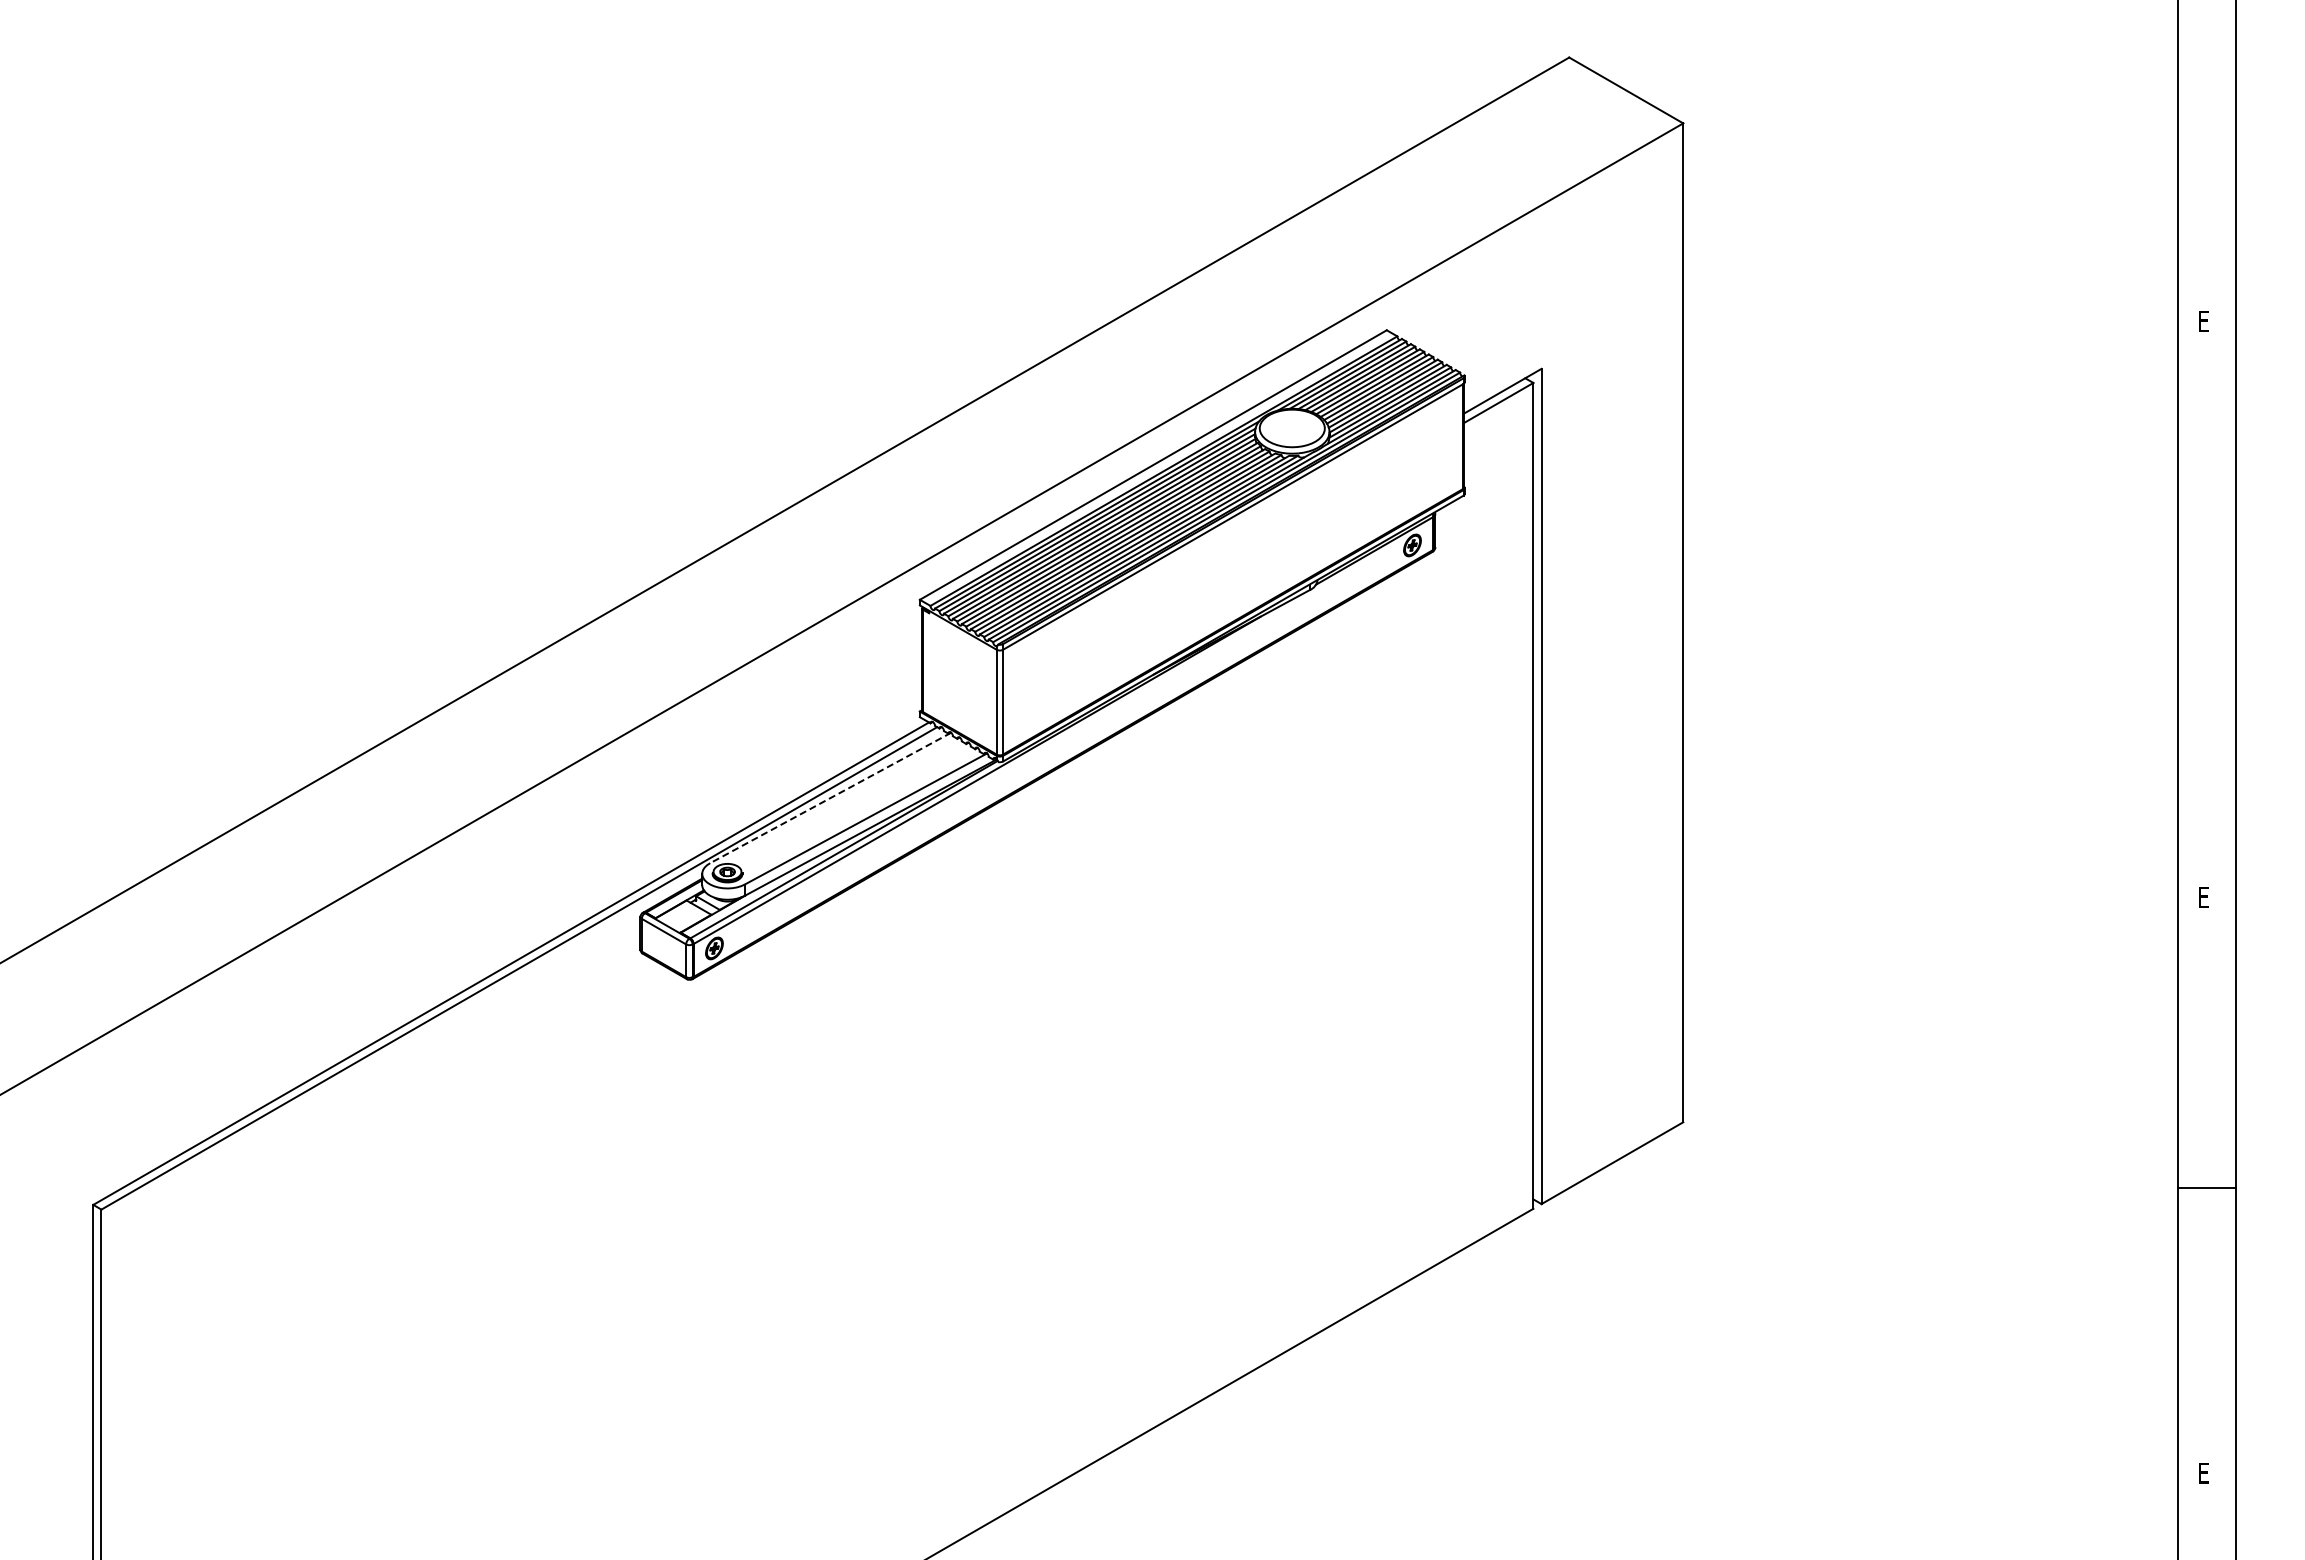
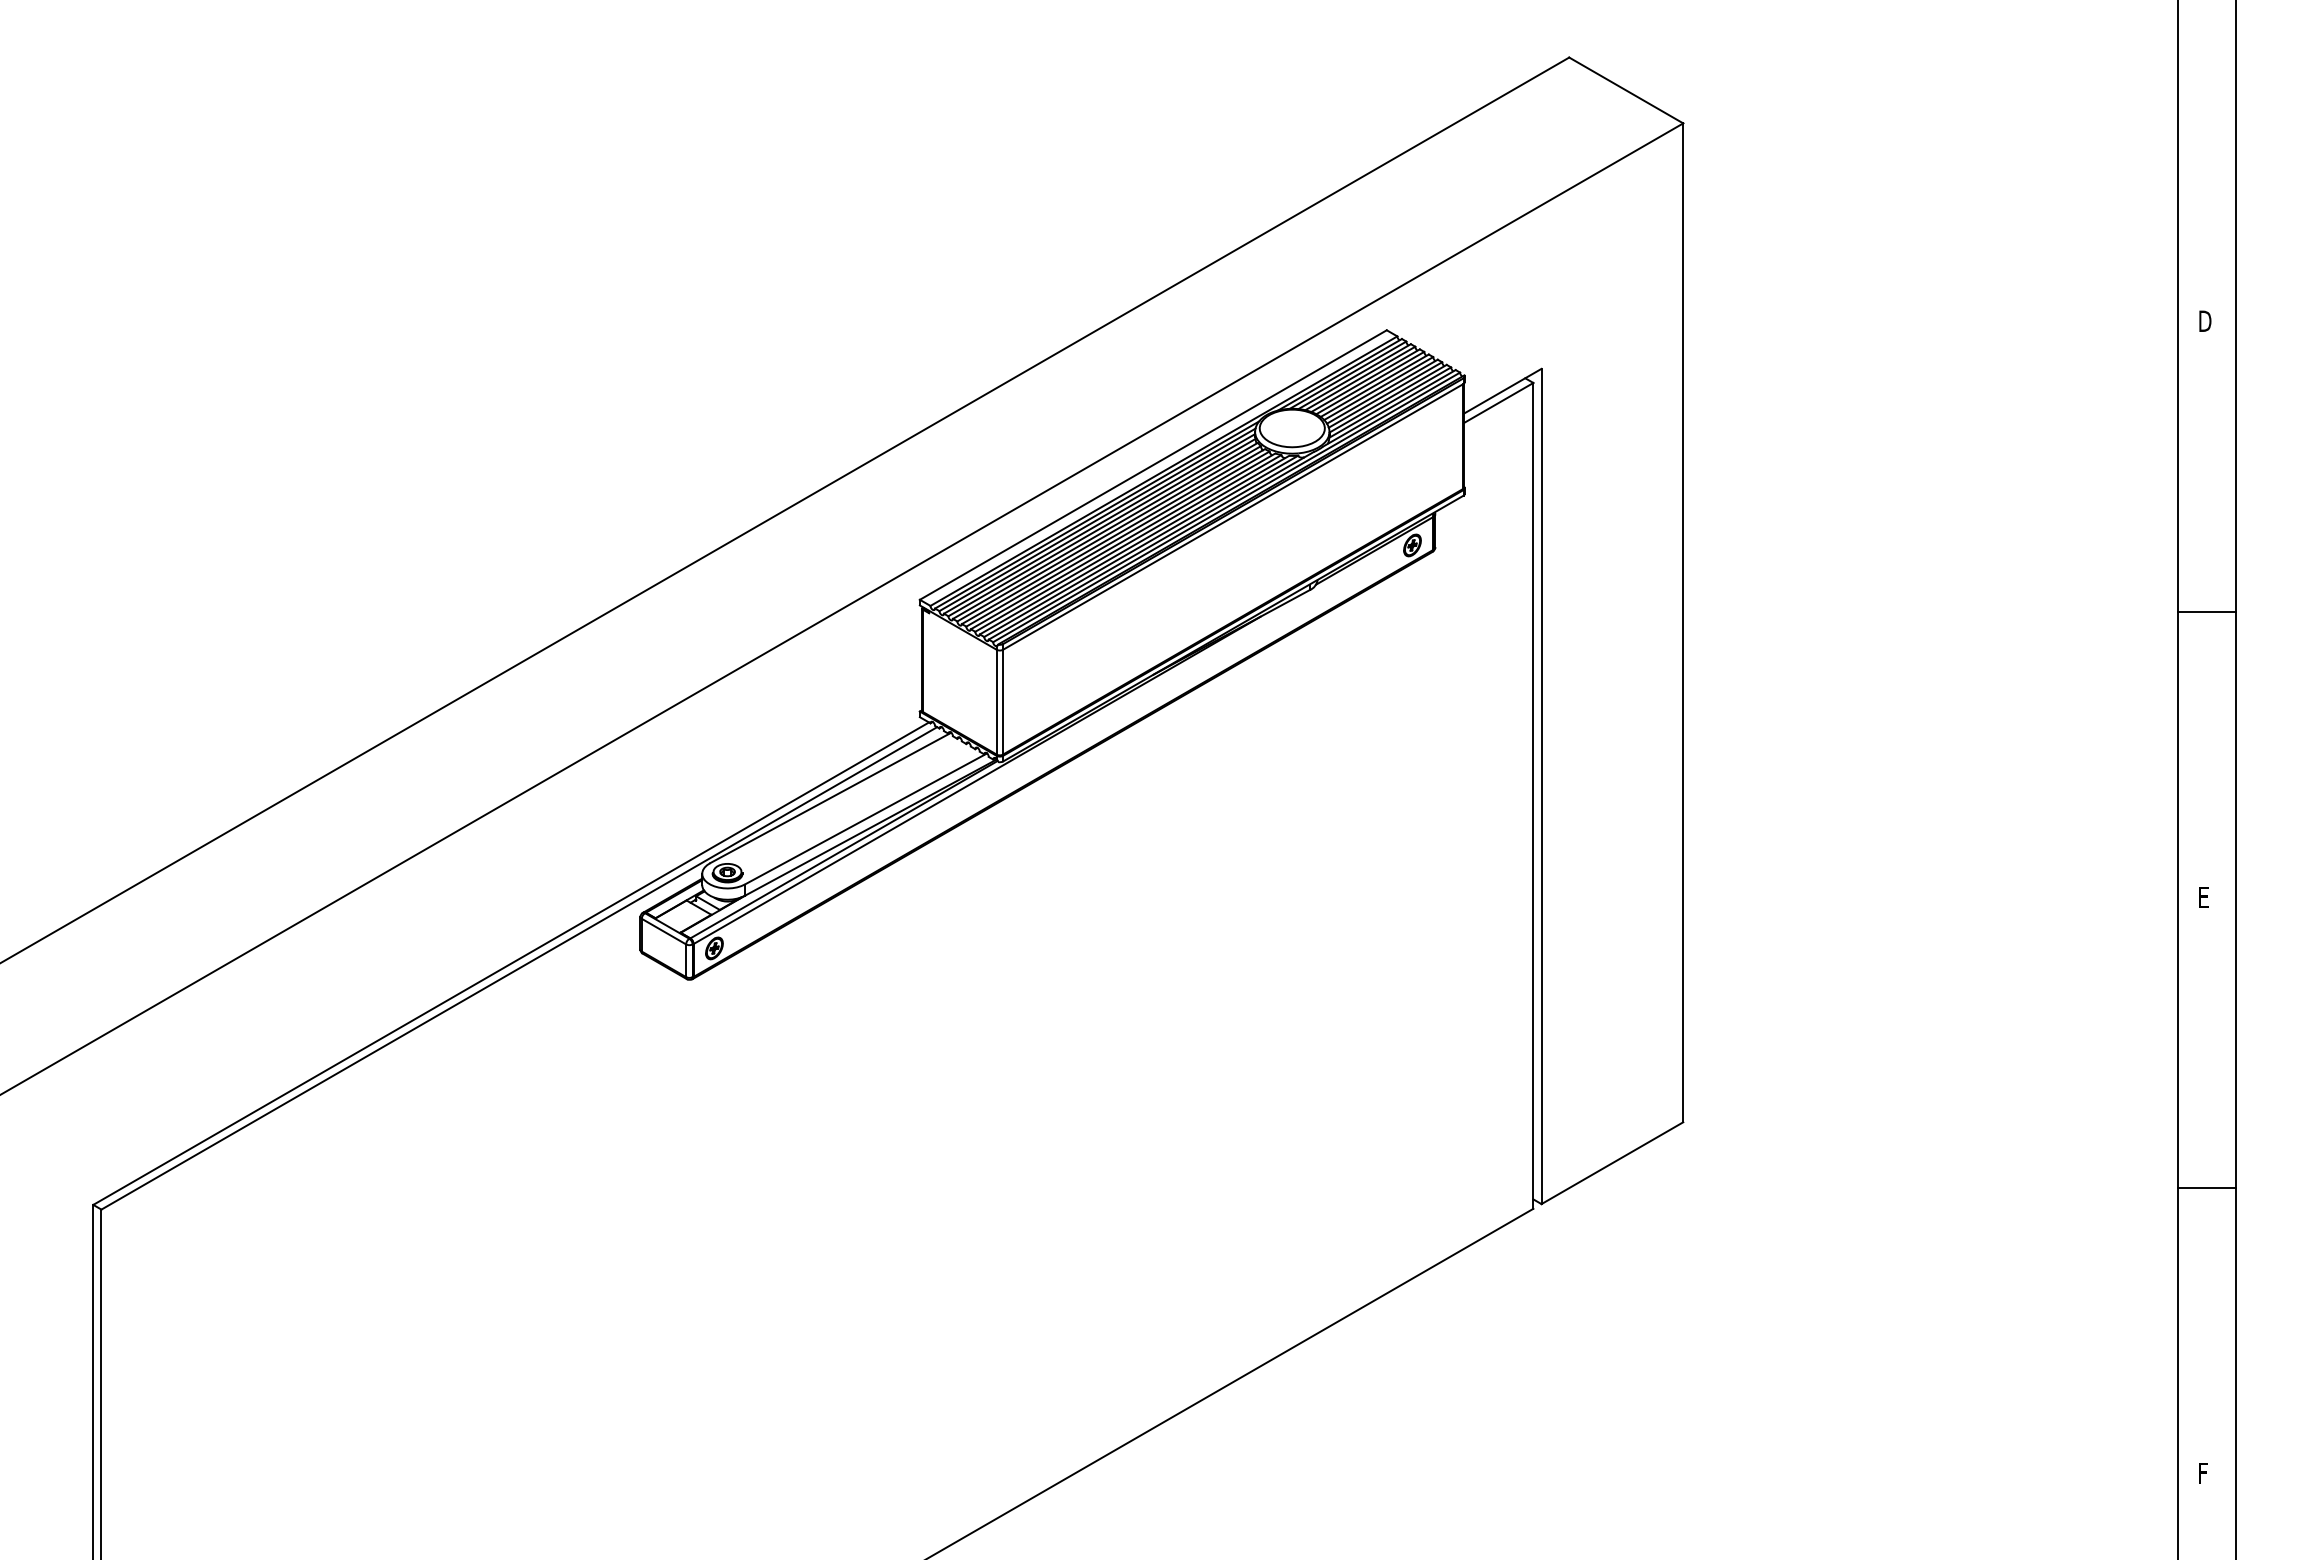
text: E -> D (2205, 320)
line: none -> present (2206, 612)
line: dashed -> solid (830, 798)
text: E -> F (2204, 1473)
